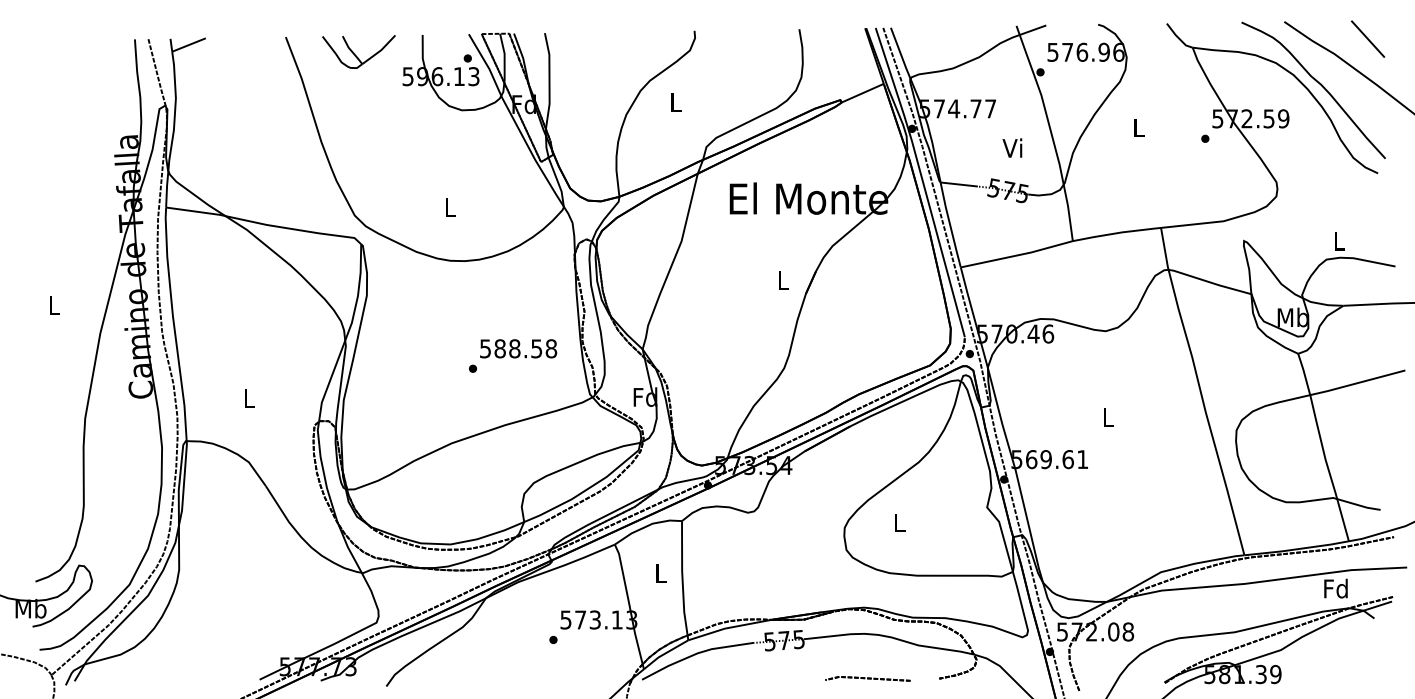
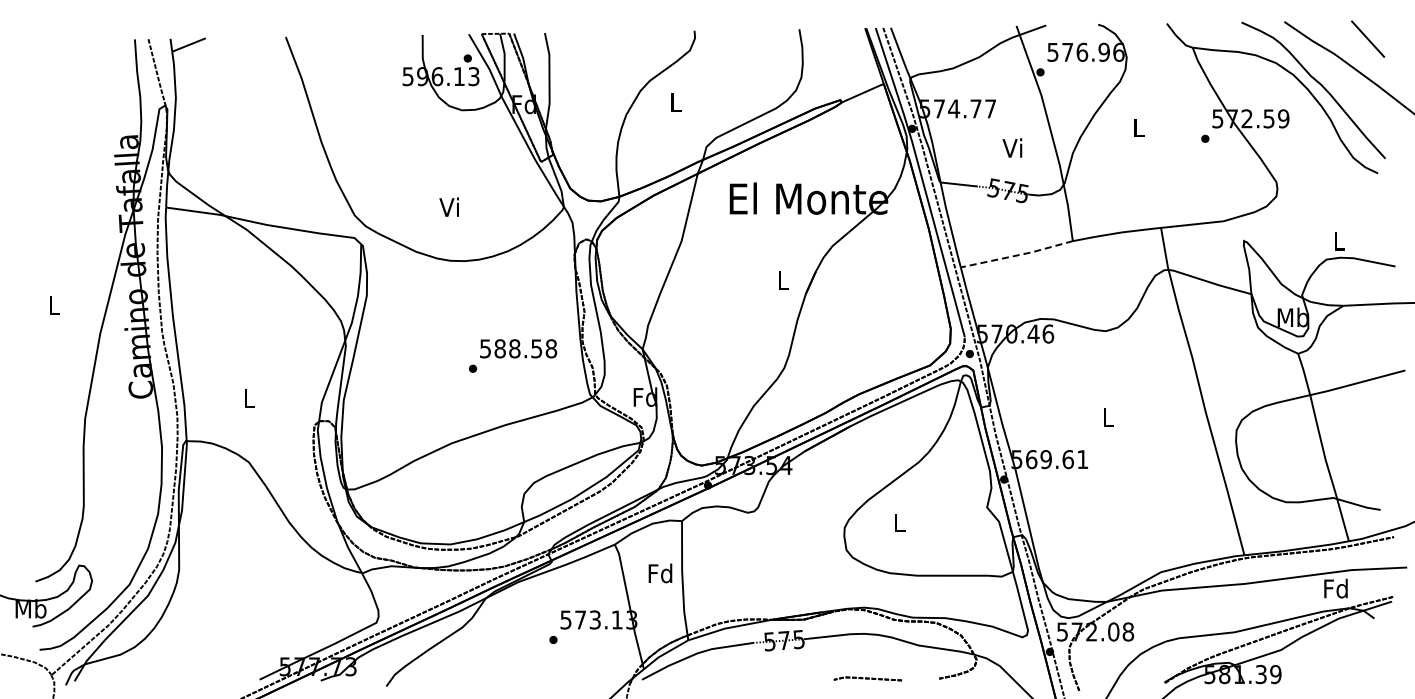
part: present -> none (358, 51)
text: L -> Vi (448, 206)
line: solid -> dashed (1017, 255)
text: L -> Fd (660, 573)
part size: 86x6 px -> 69x6 px (867, 678)
